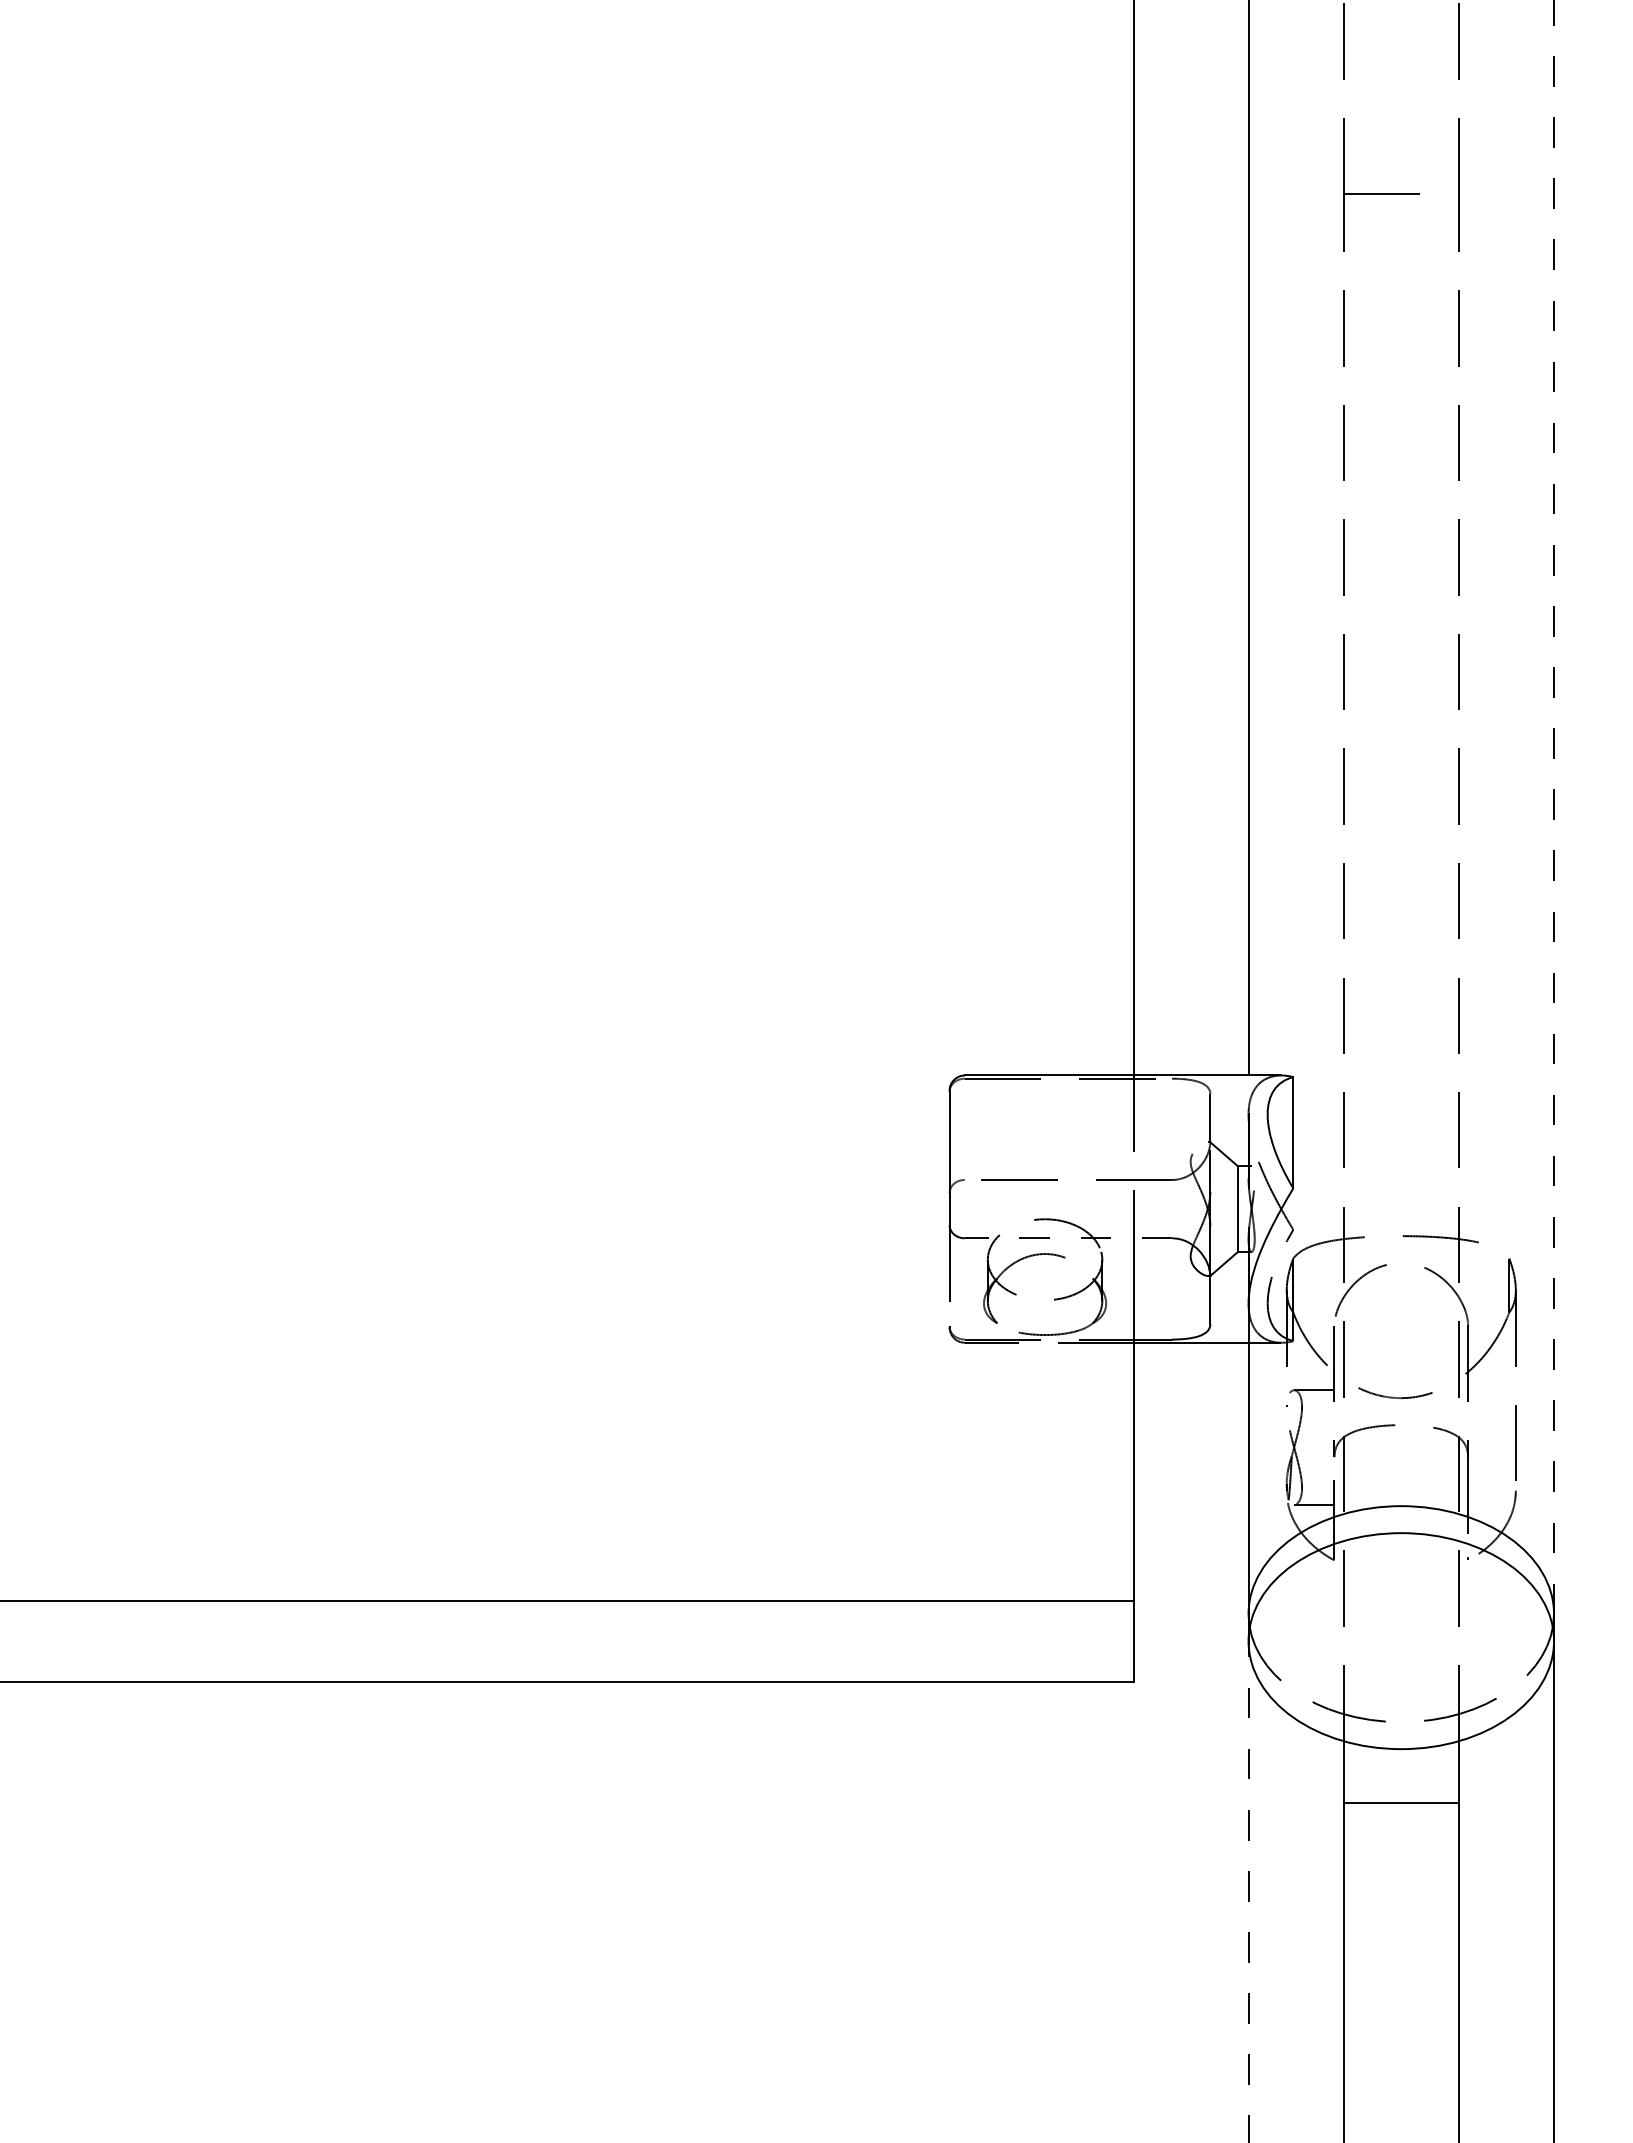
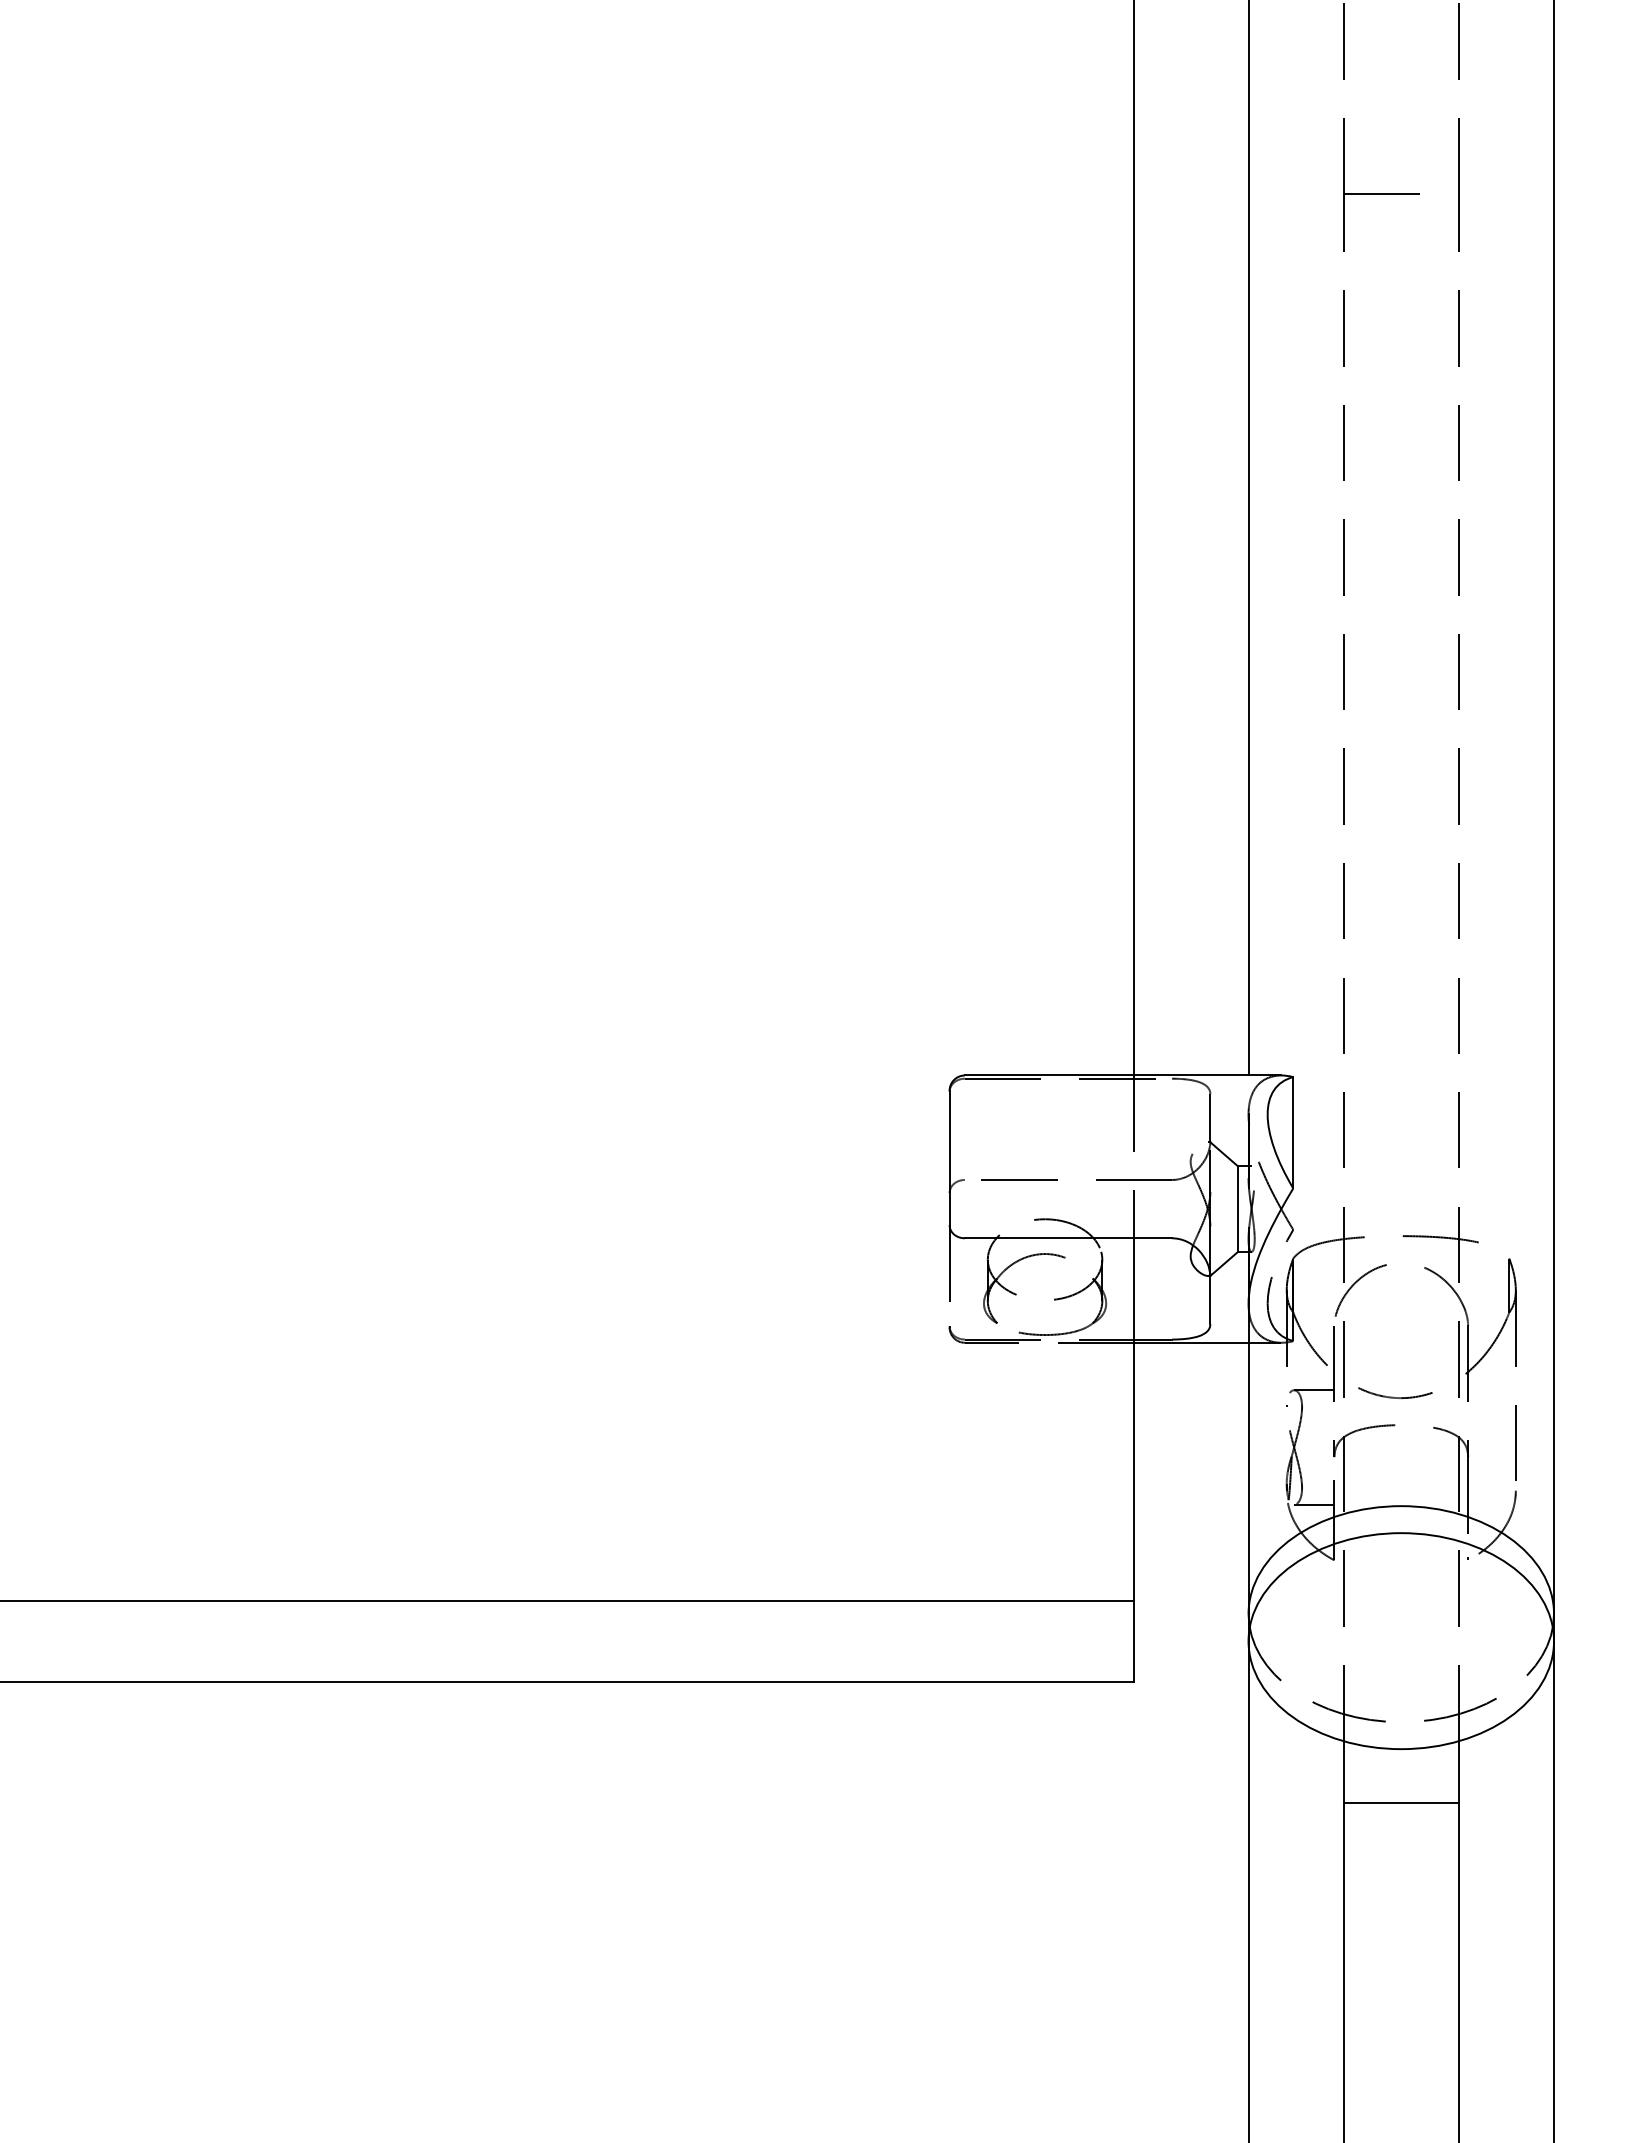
line: dashed -> solid (1554, 807)
line: dashed -> solid (1068, 1238)
line: dashed -> solid (1248, 1891)
